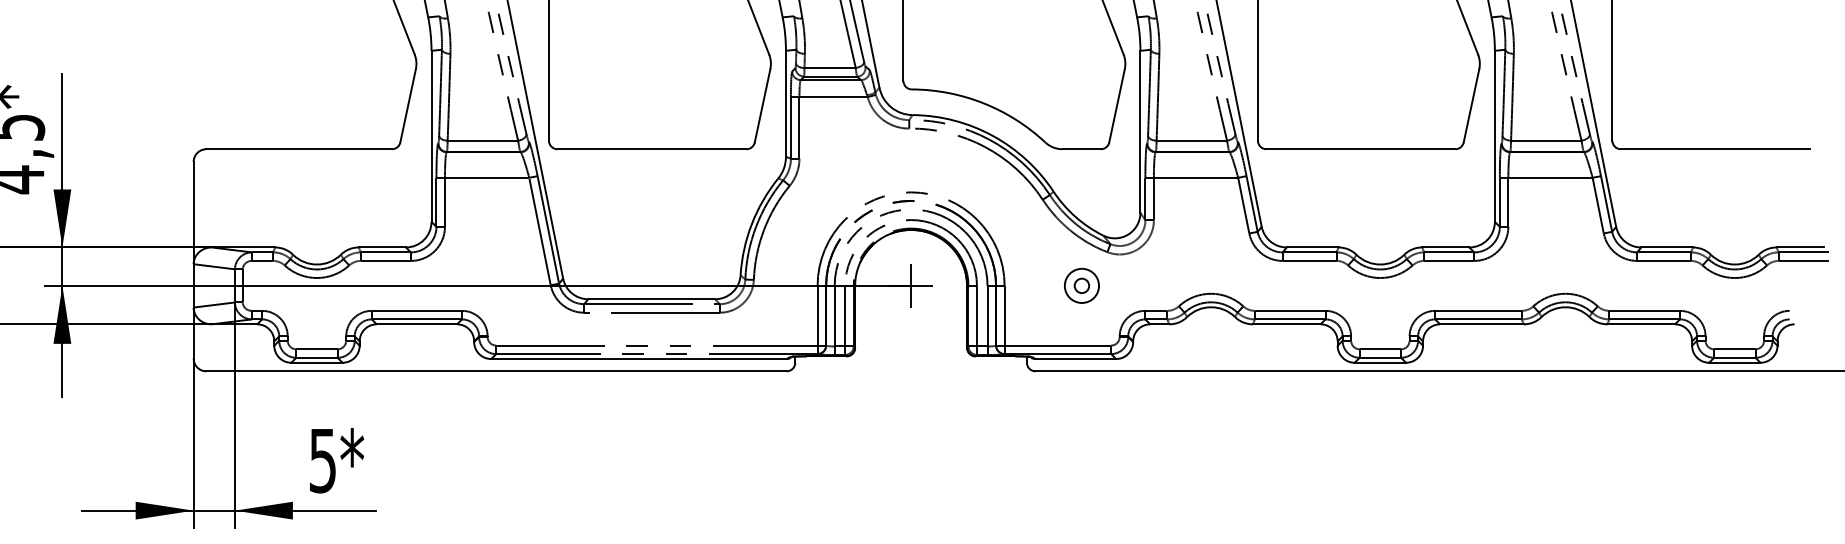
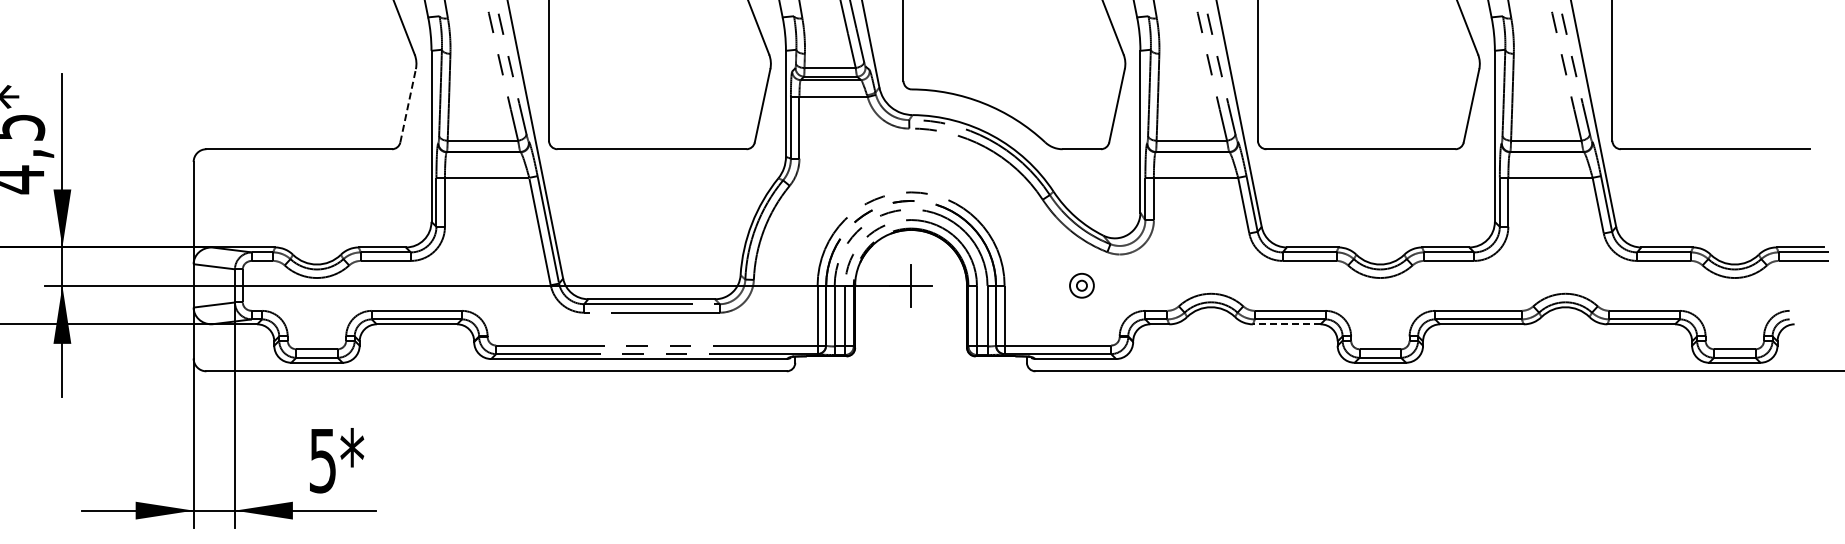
line: solid -> dashed (408, 105)
part size: 36x37 px -> 26x27 px (1081, 285)
line: solid -> dashed (1286, 324)
